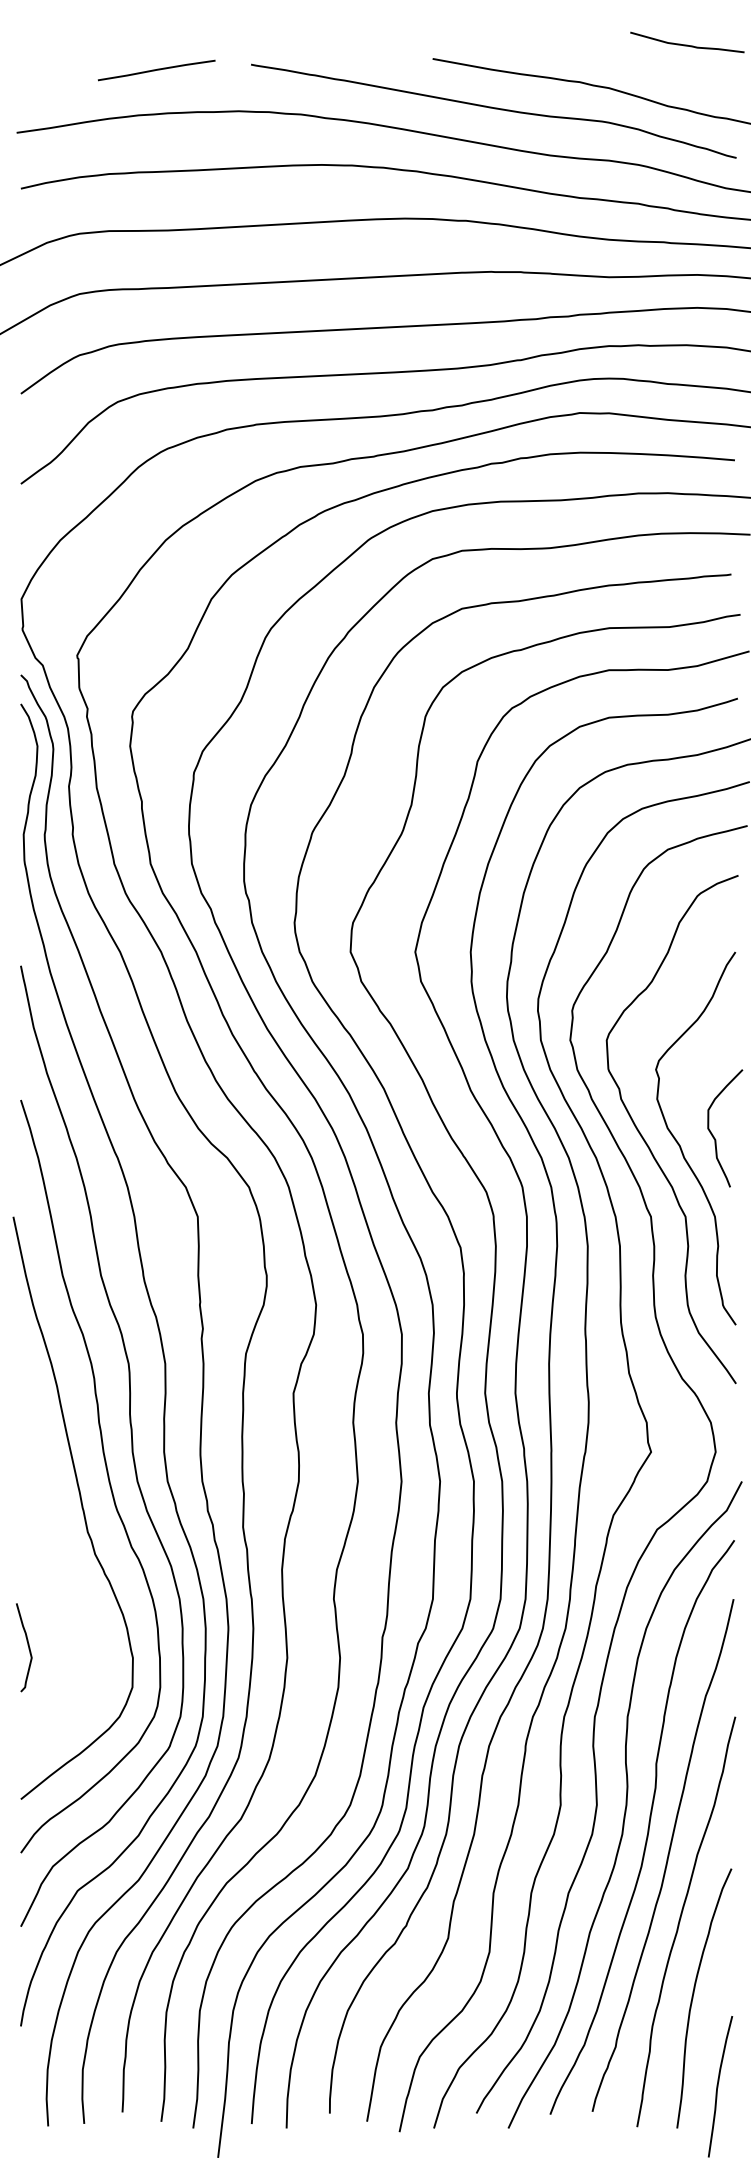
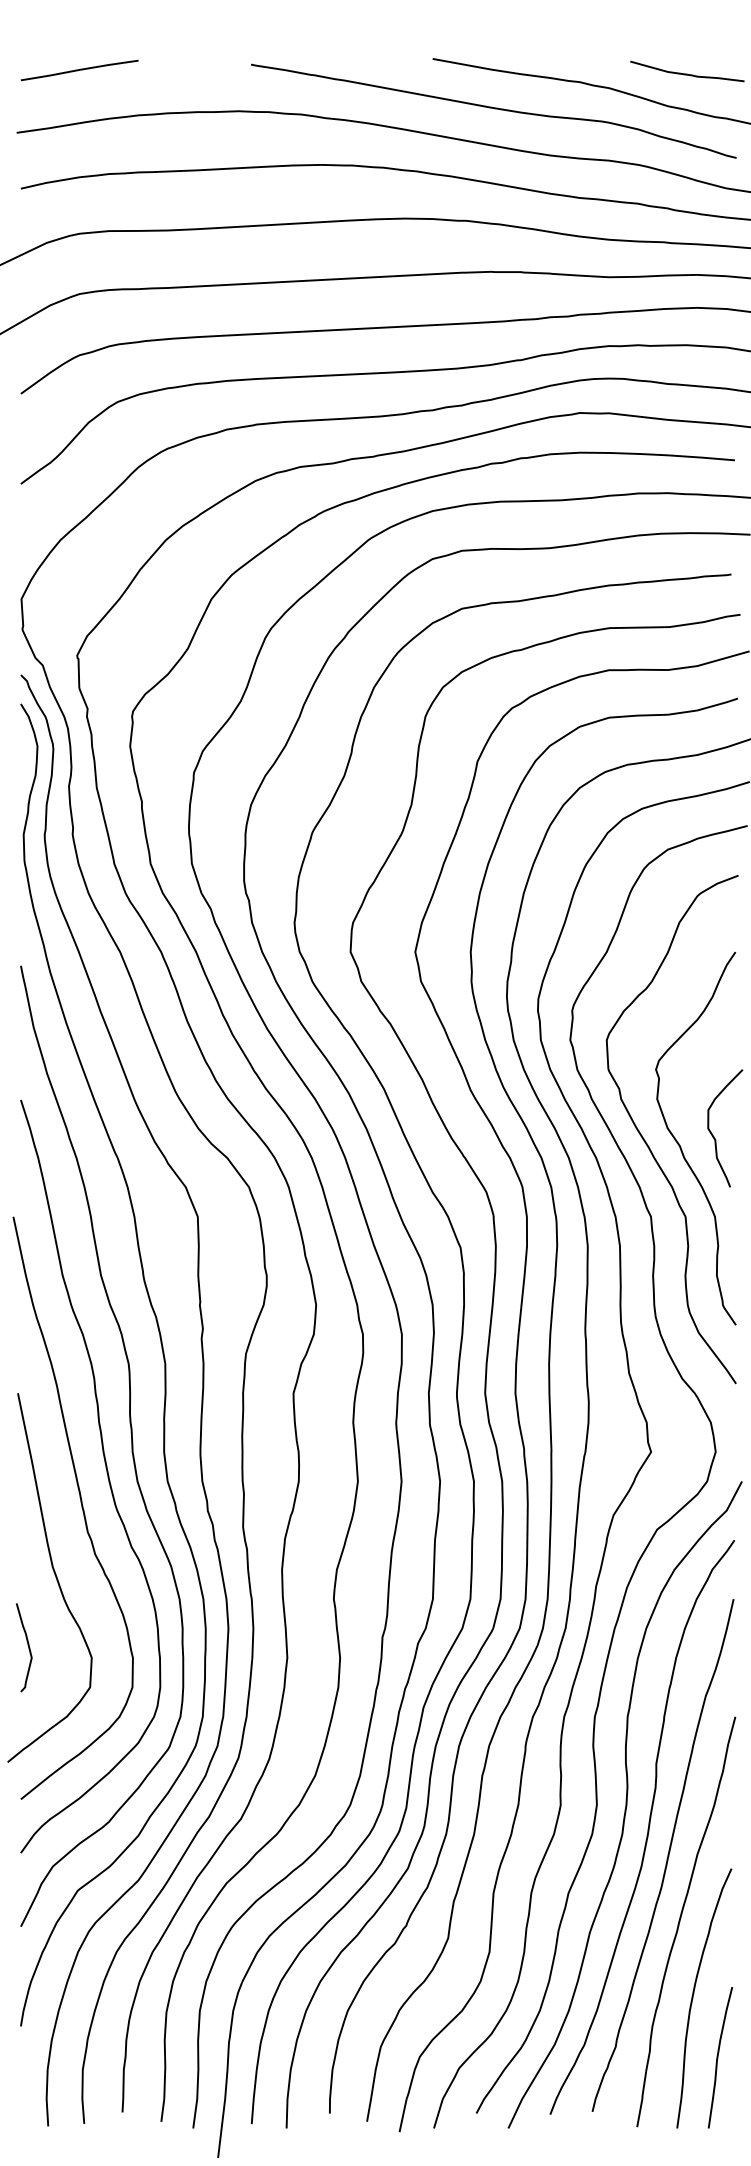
curve position: (687, 44) -> (687, 73) (687, 73)
line position: (156, 70) -> (79, 70) (79, 70)
curve: none -> present (54, 1575)
curve position: (718, 2086) -> (718, 2057) (718, 2057)
